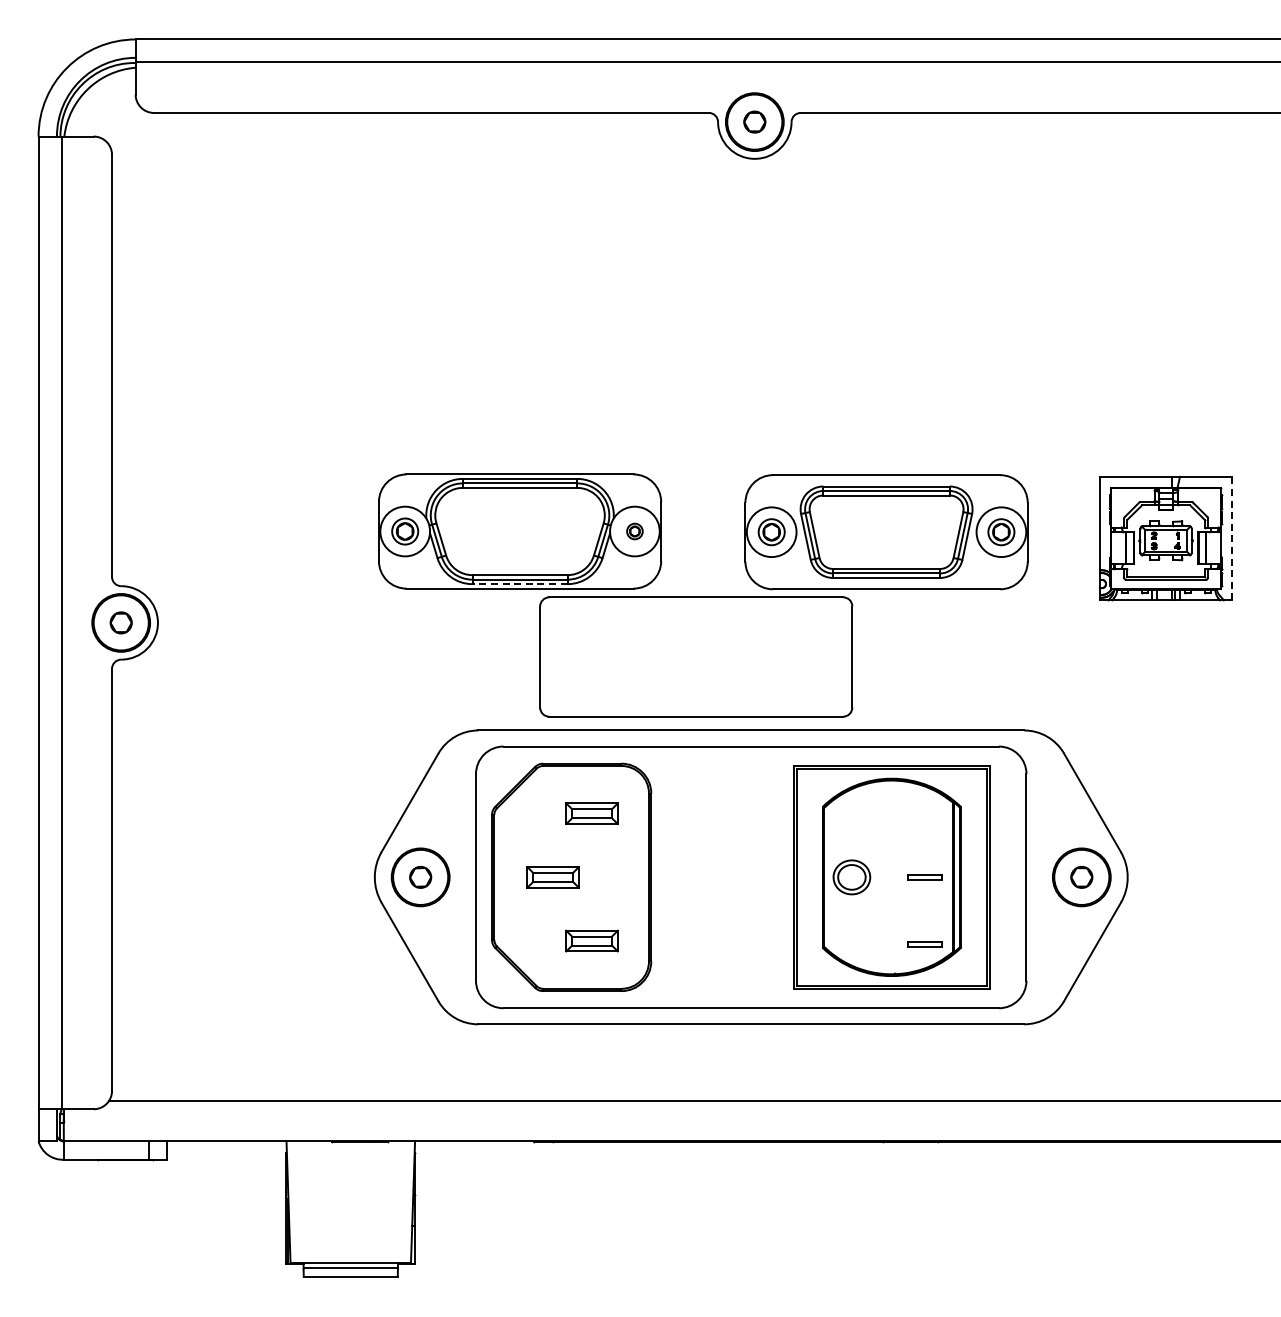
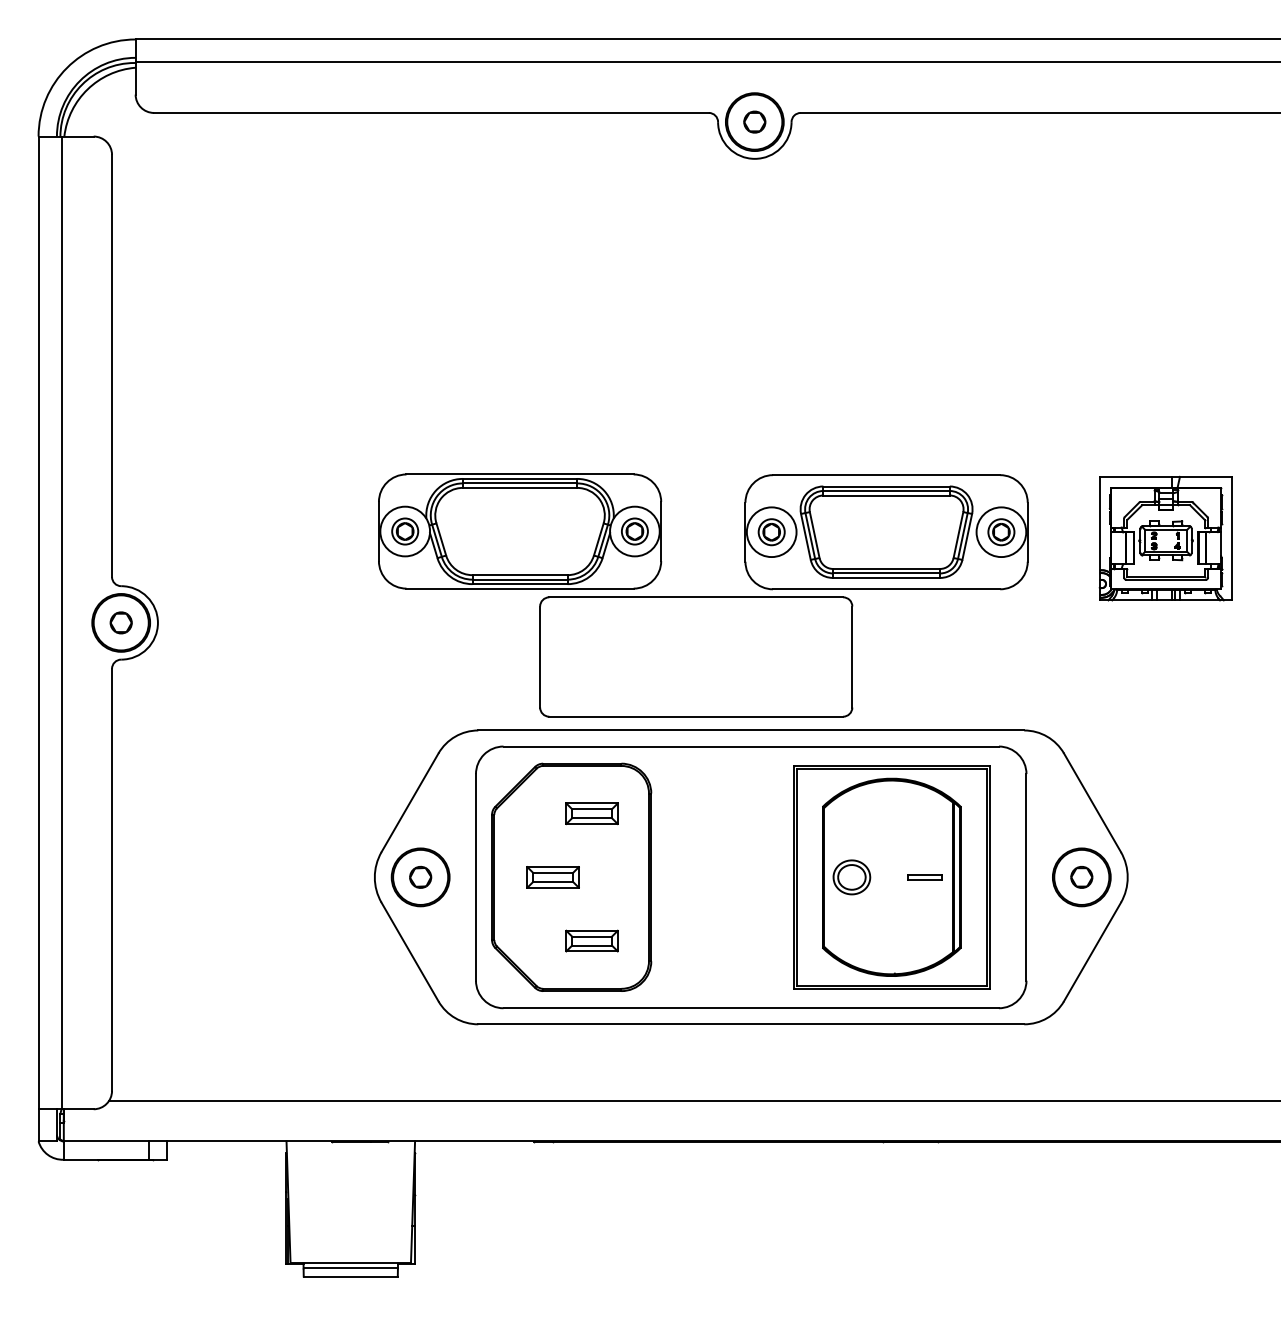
part size: 18x19 px -> 28x29 px (634, 531)
line: dashed -> solid (1232, 538)
line: dashed -> solid (520, 584)
part: present -> none (924, 944)
